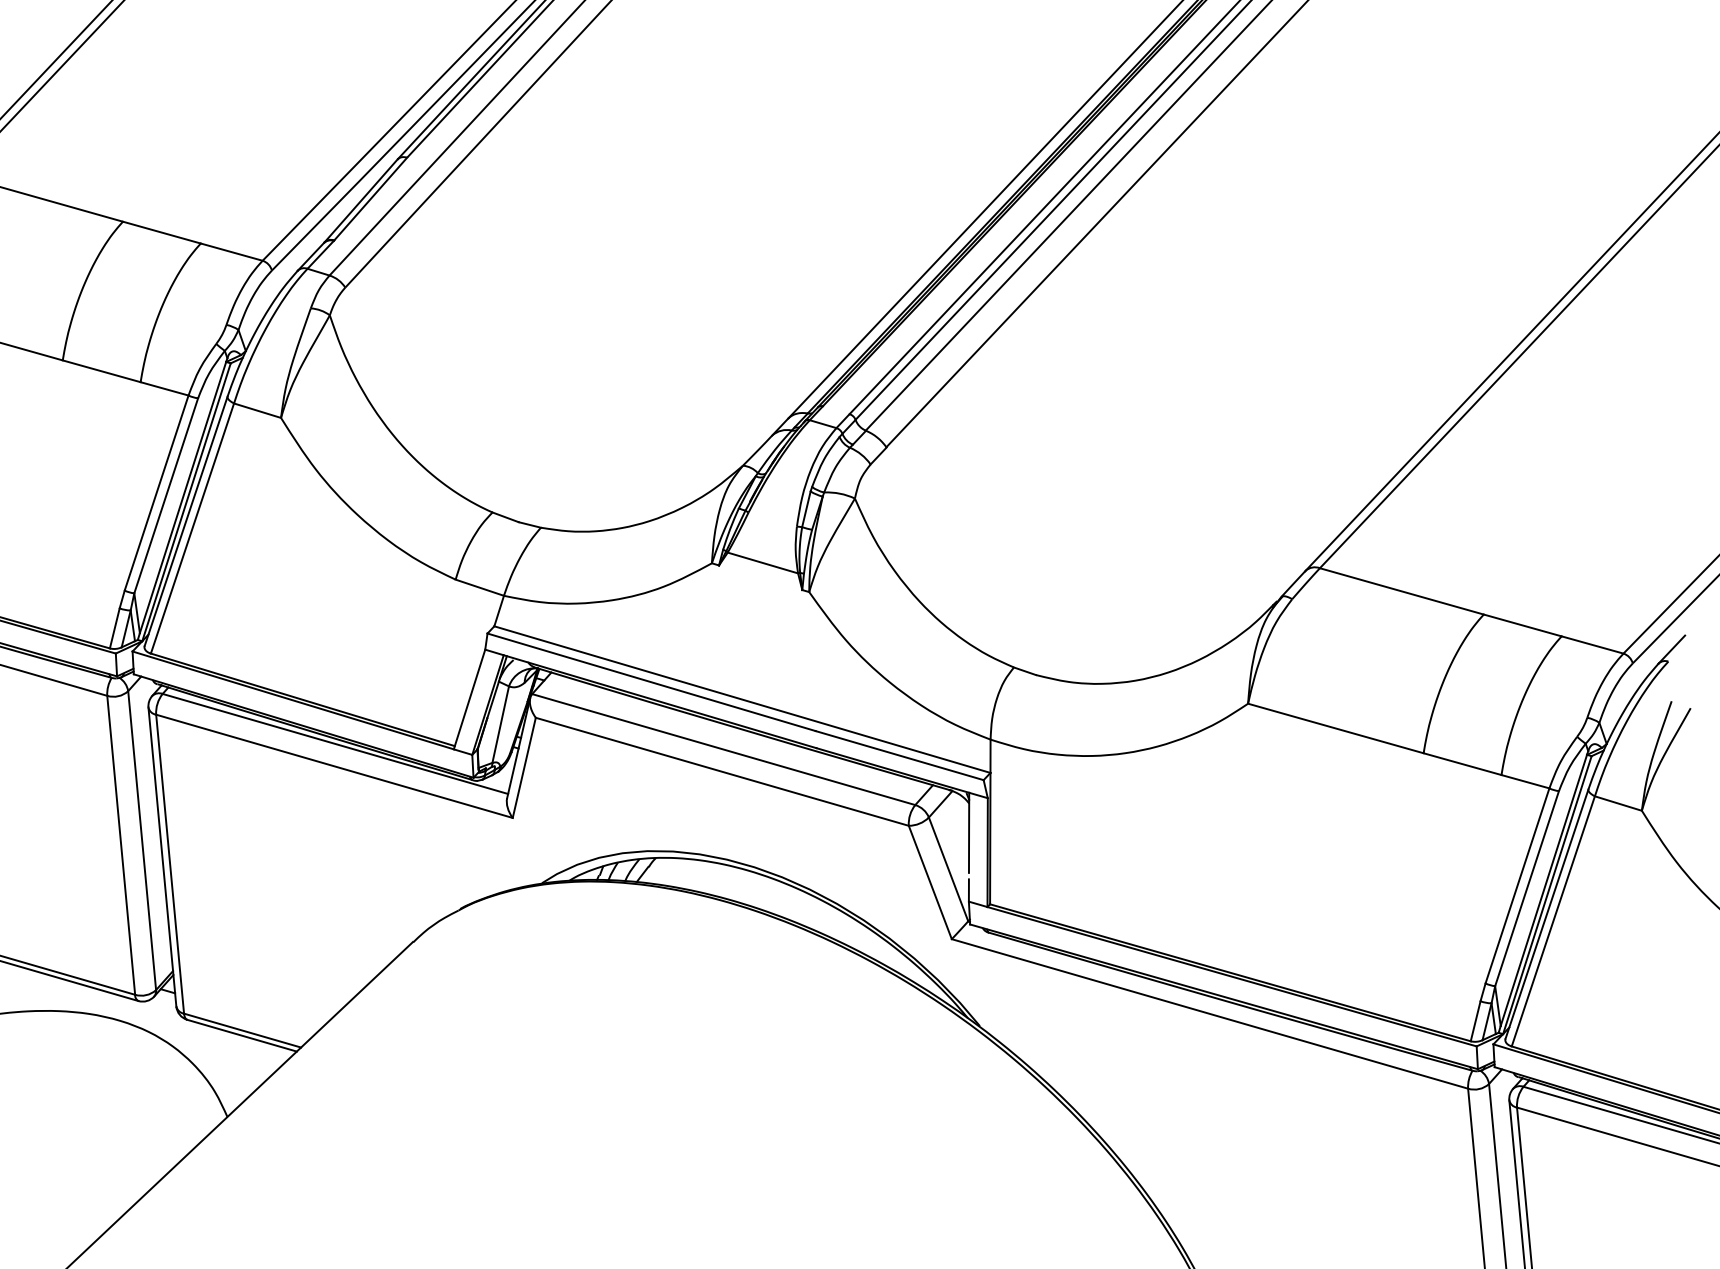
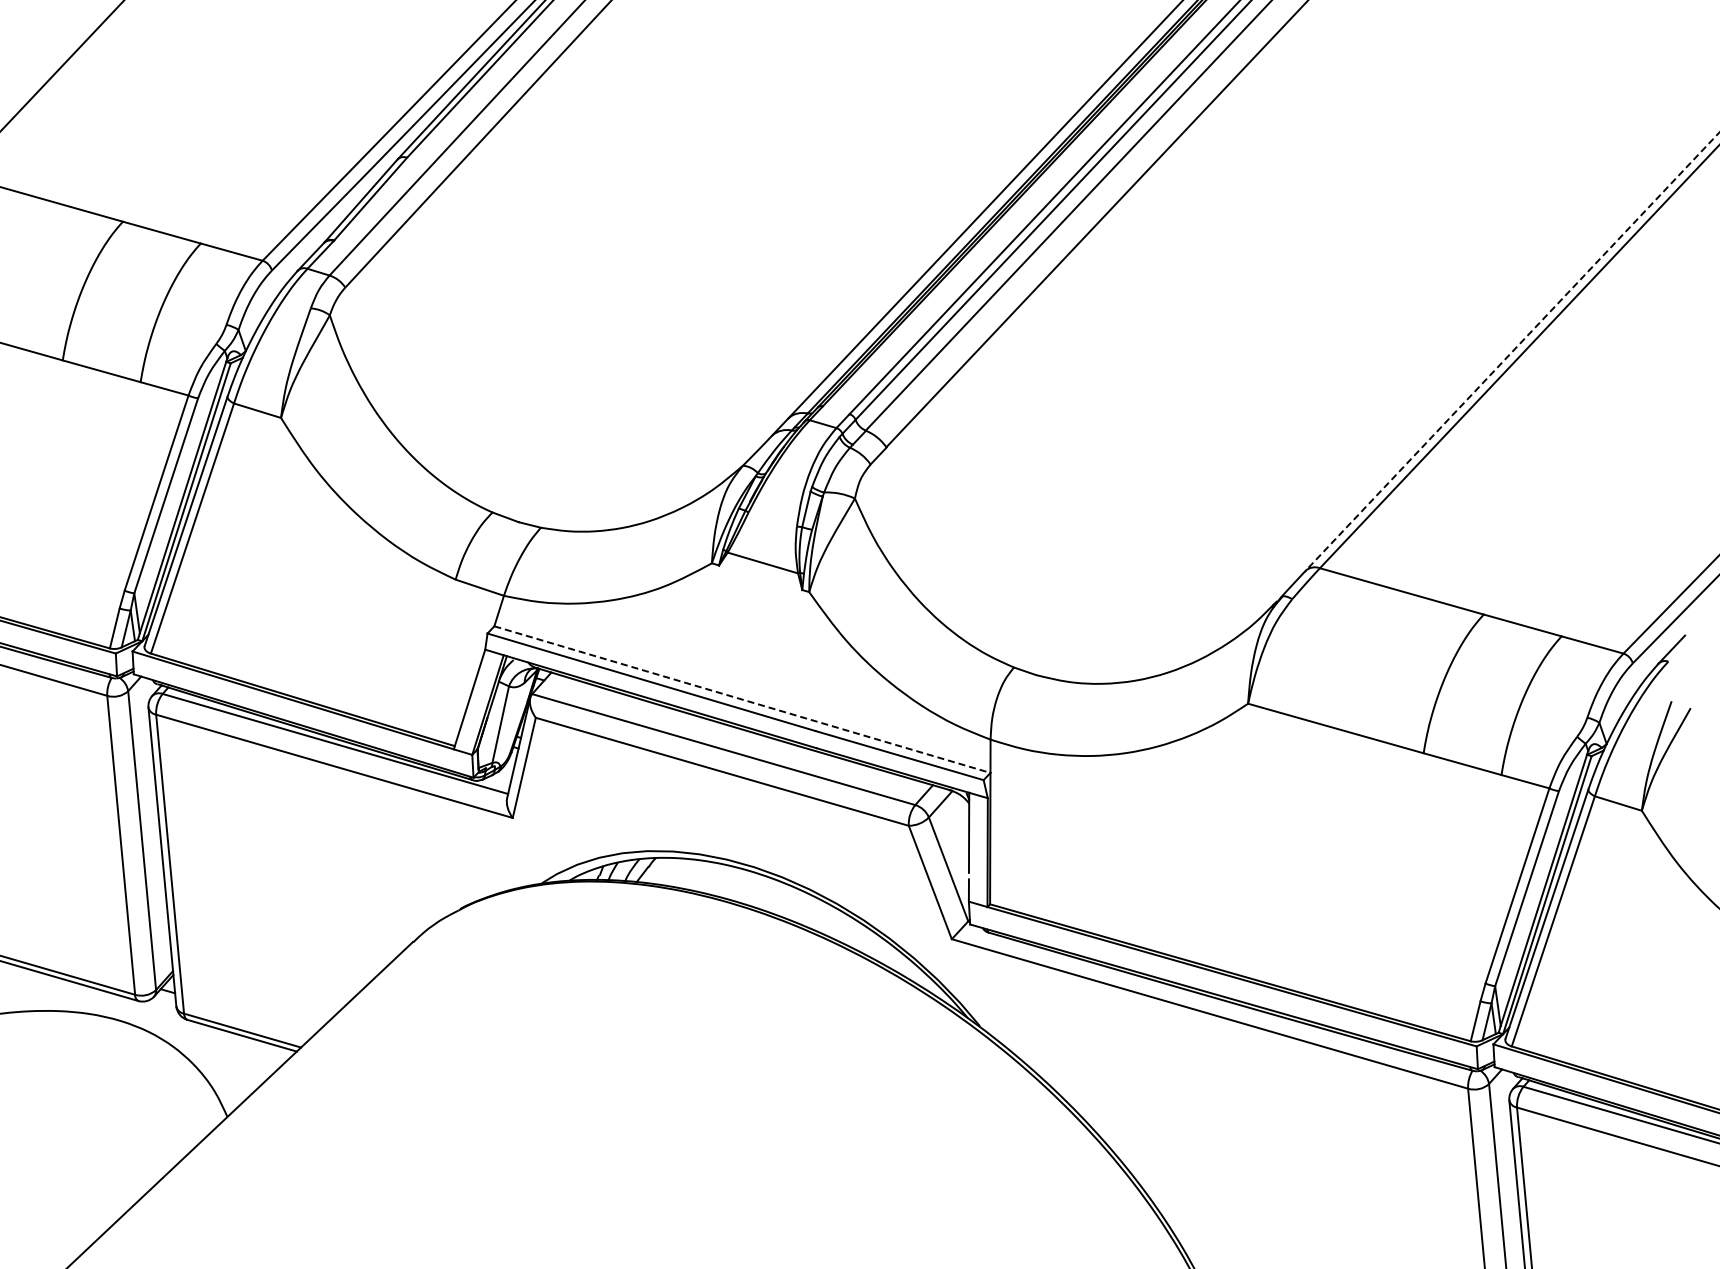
line: present -> none (56, 59)
line: solid -> dashed (1512, 351)
line: solid -> dashed (742, 699)
